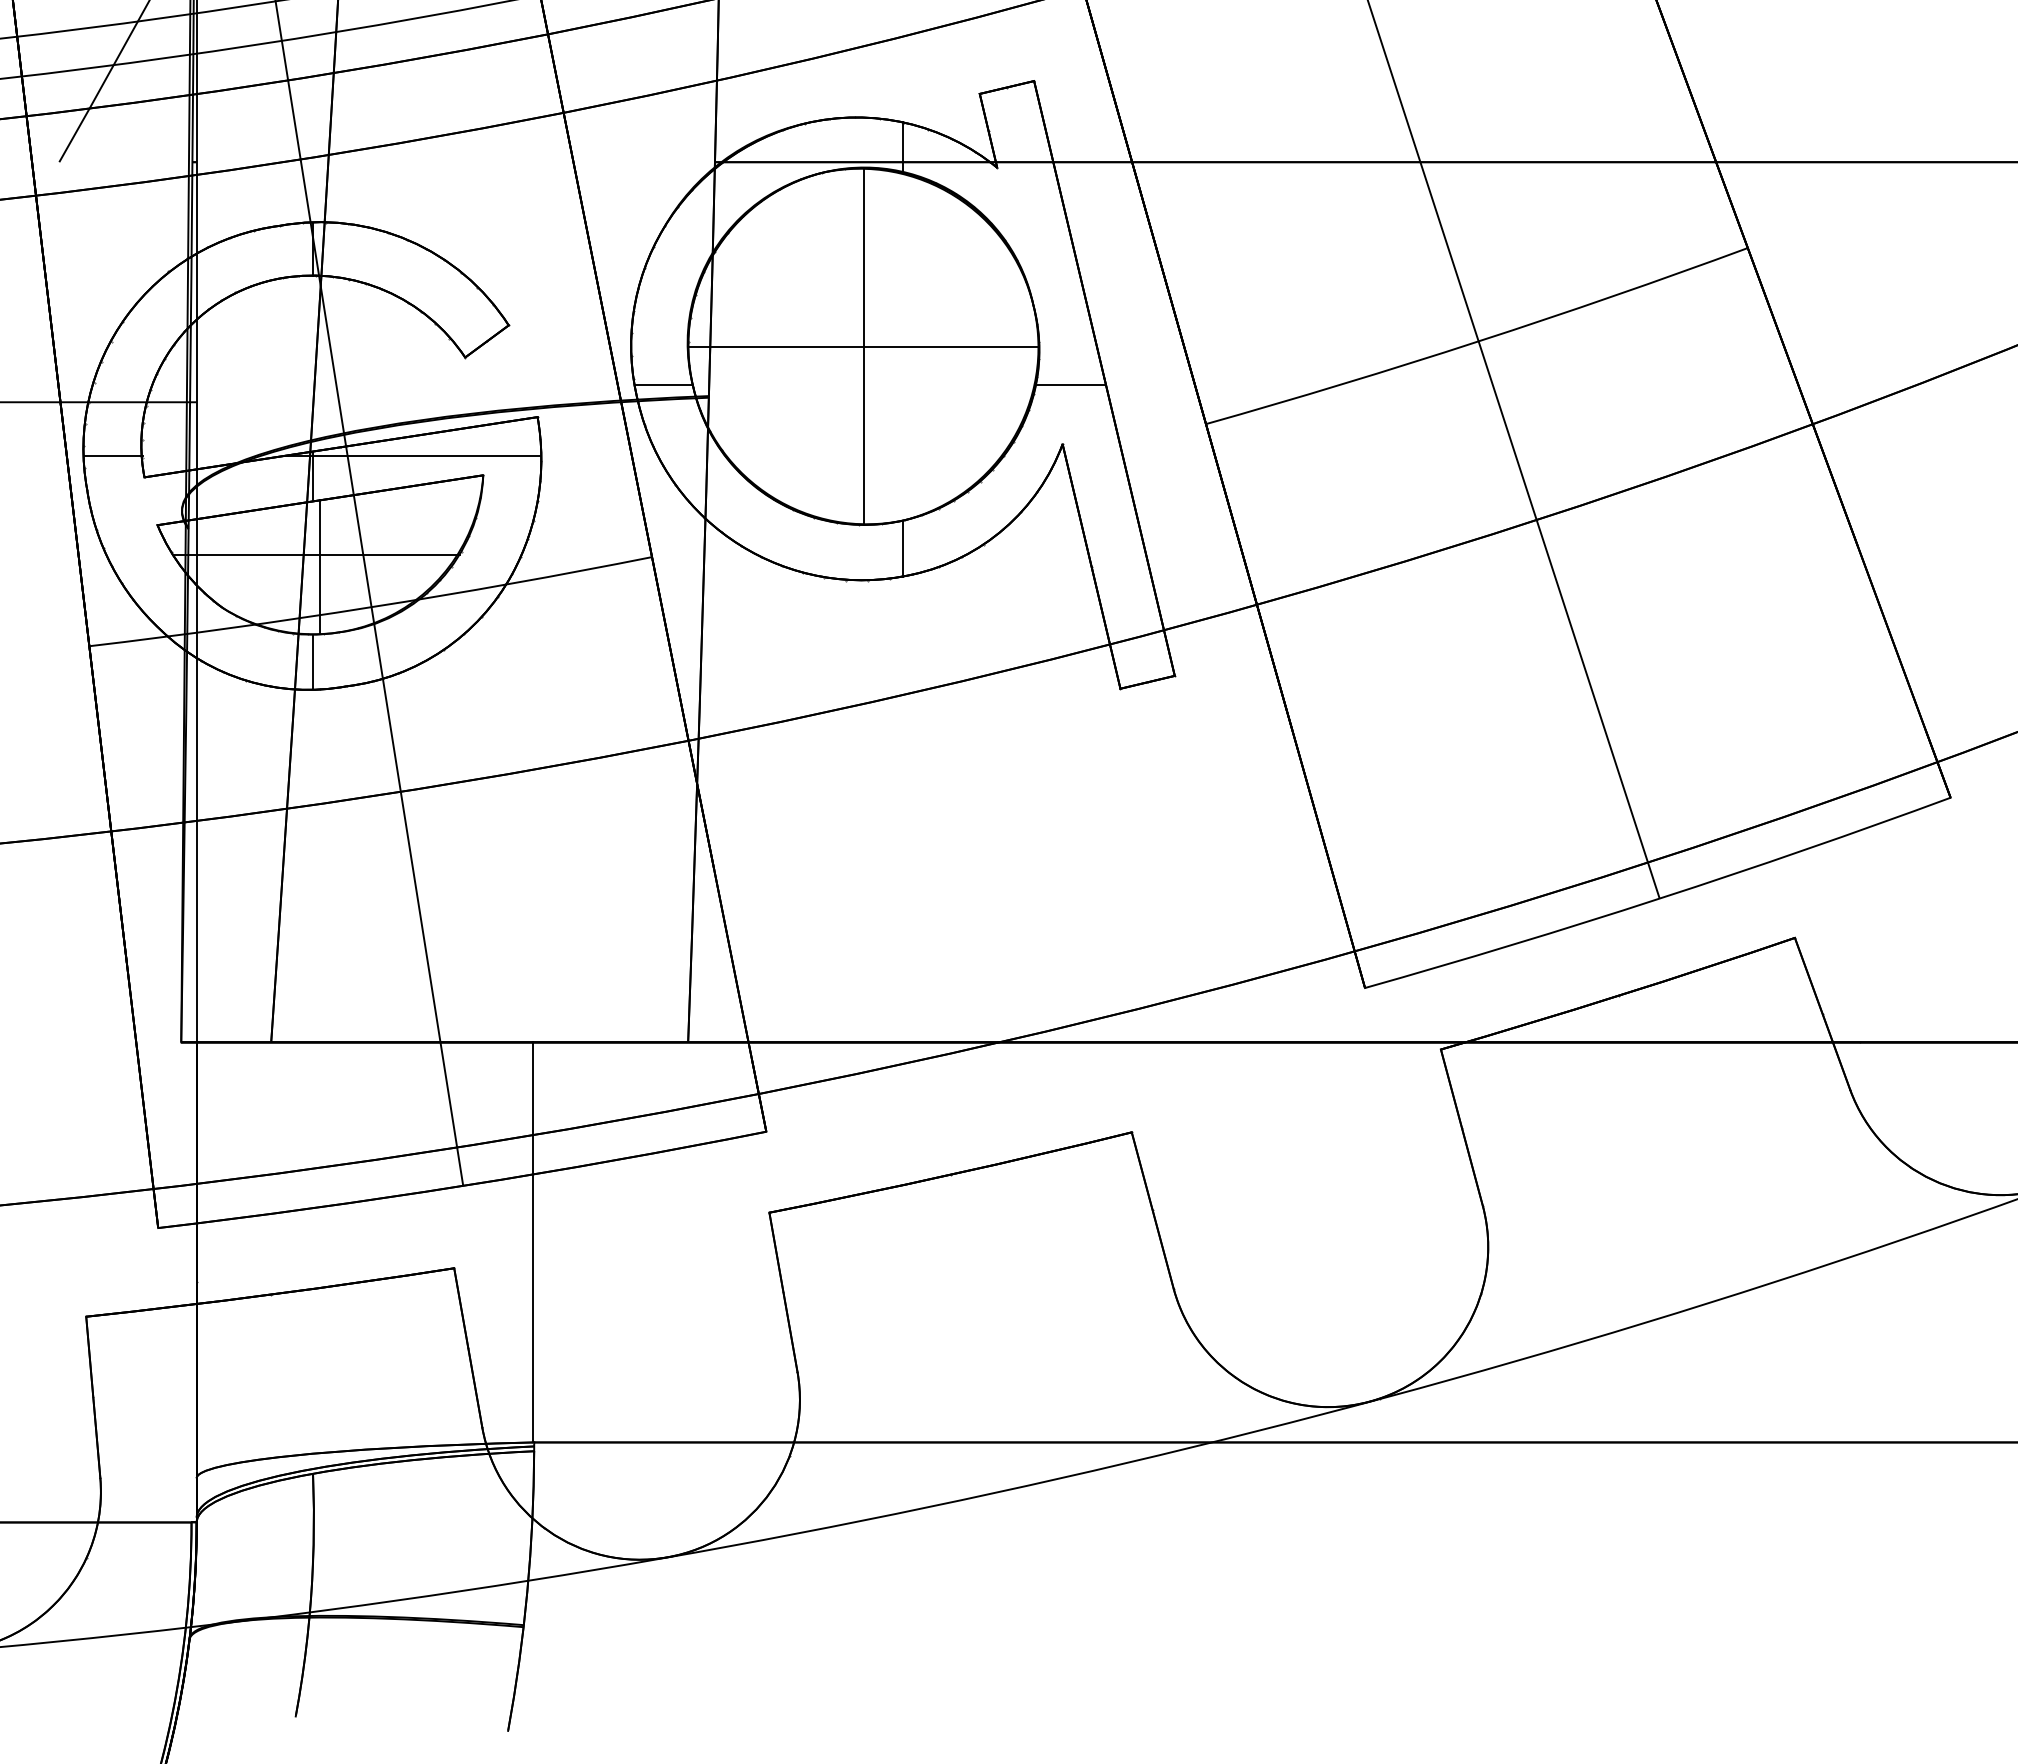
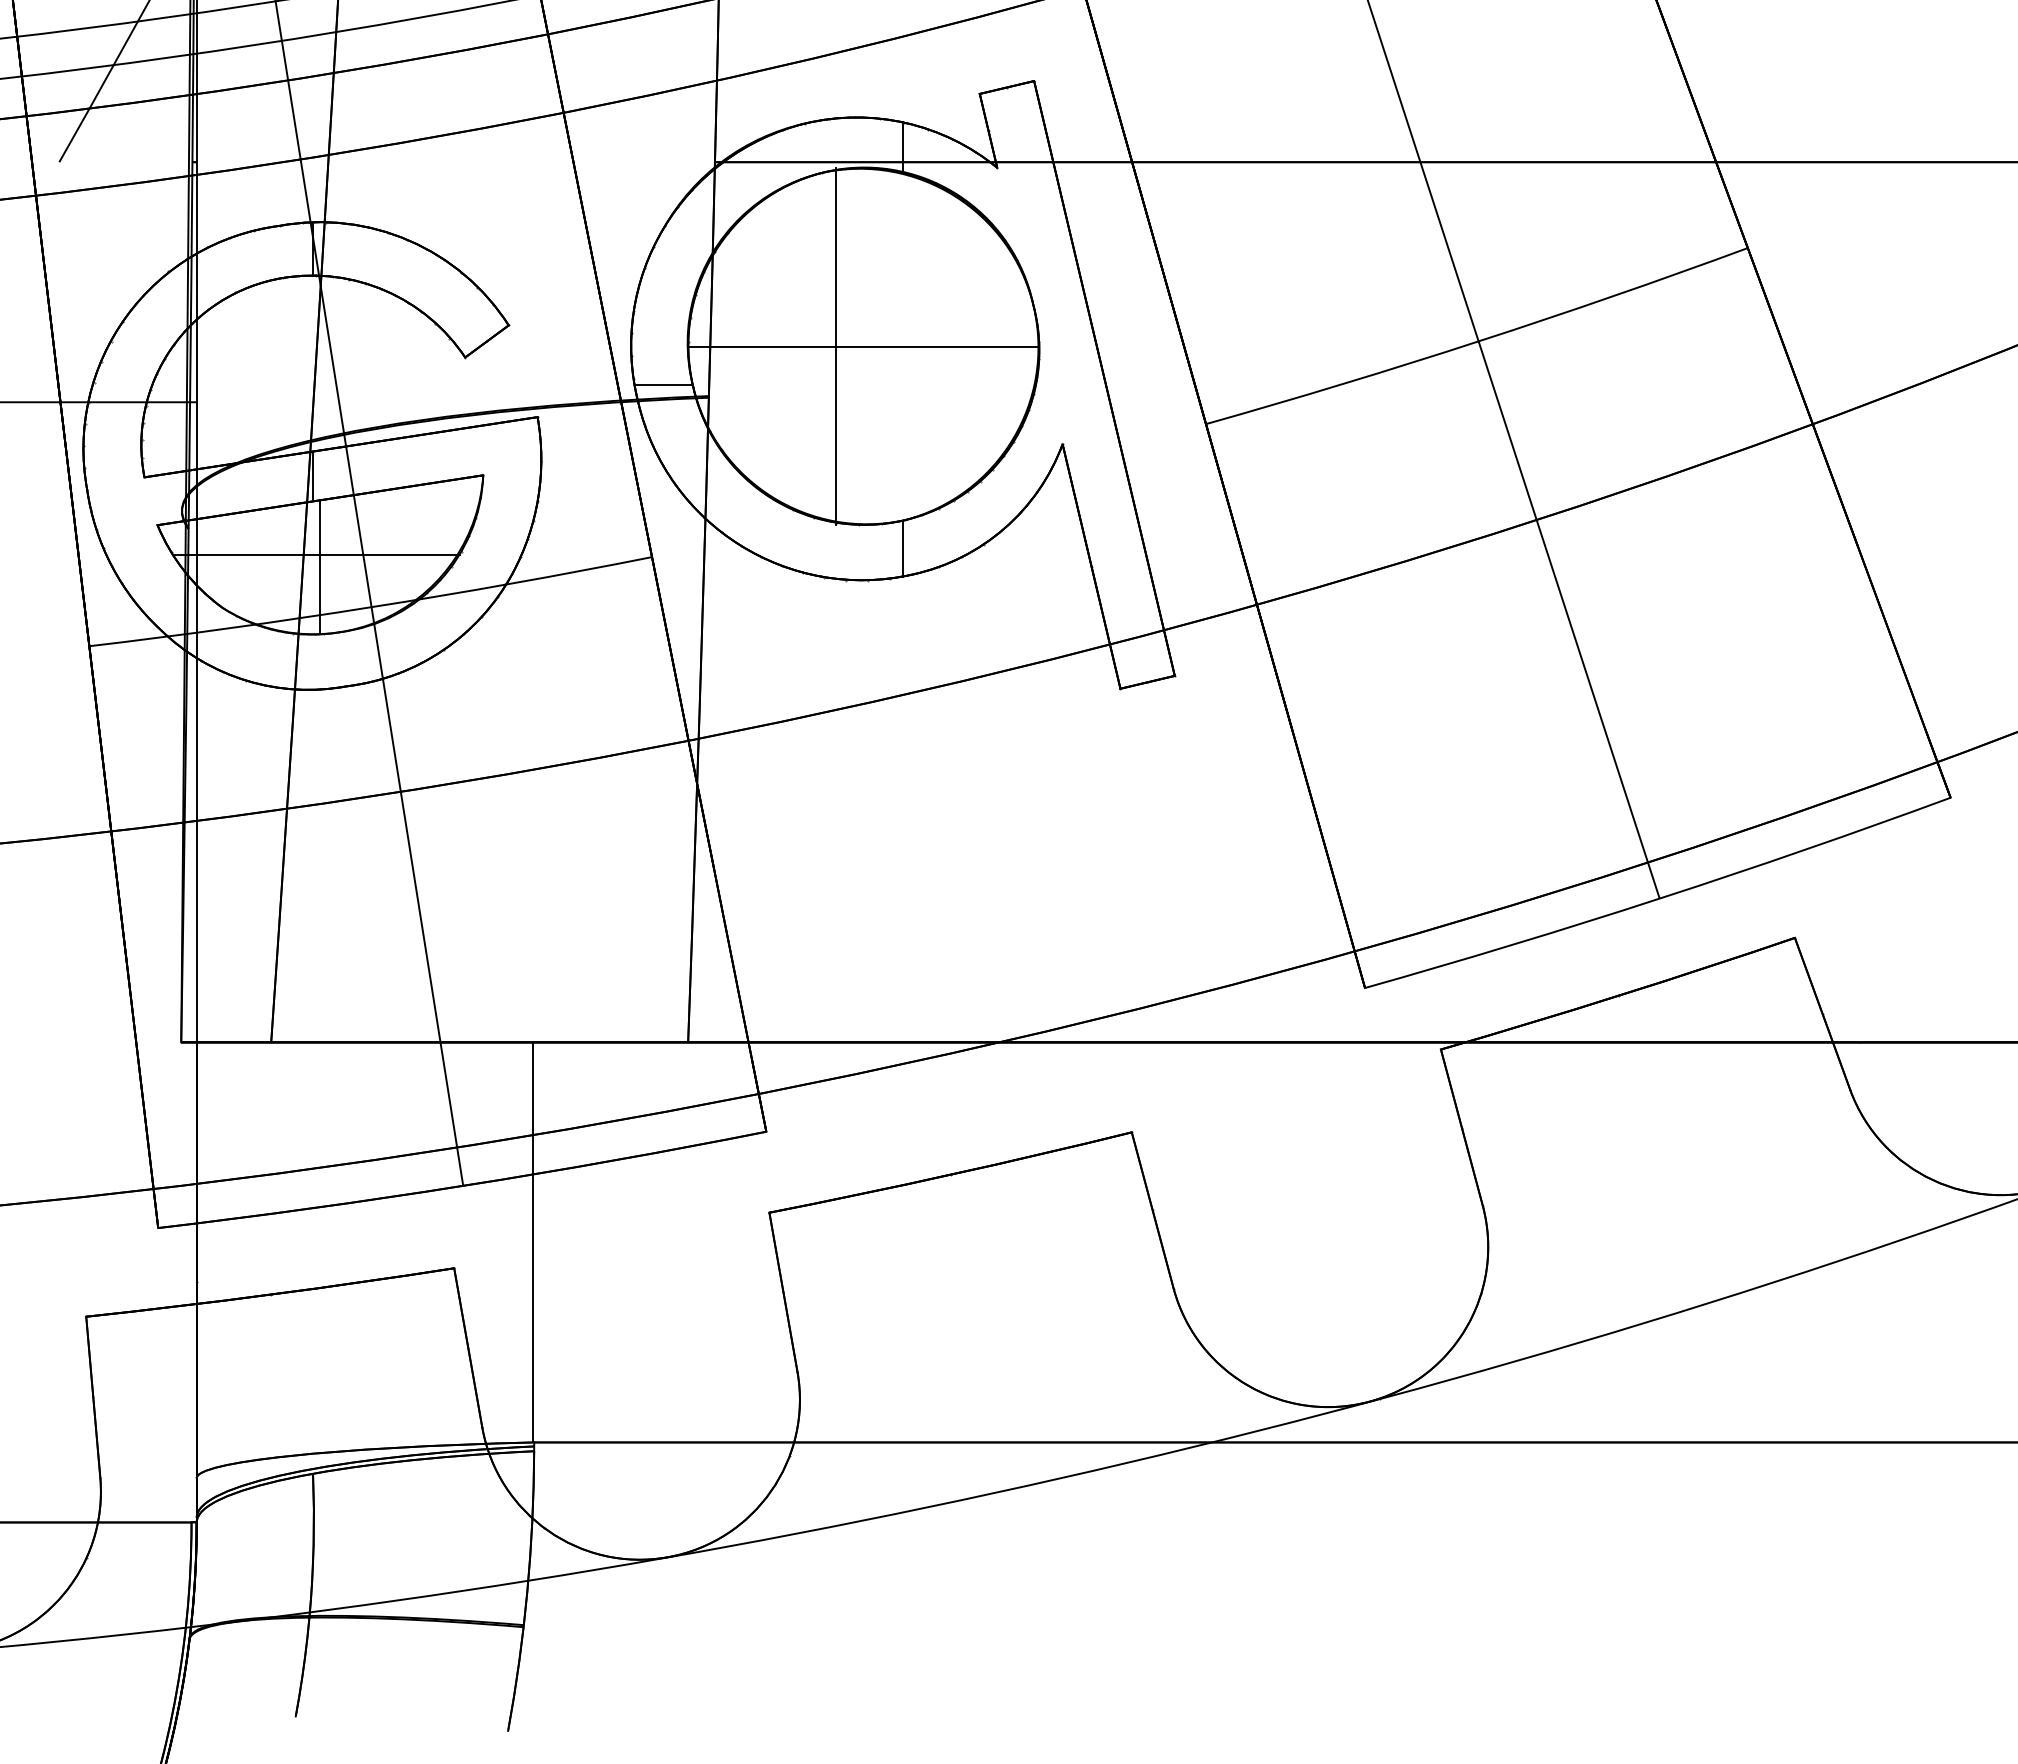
line position: (863, 346) -> (835, 346) (835, 346)
line: present -> none (1070, 384)
line: present -> none (113, 455)
line: present -> none (412, 455)
line: present -> none (312, 661)
